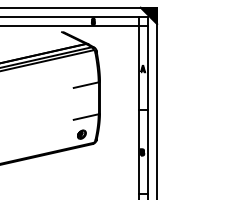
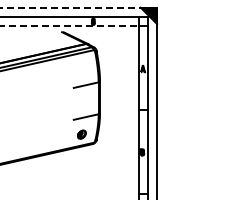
line: solid -> dashed (79, 7)
line: solid -> dashed (69, 25)
